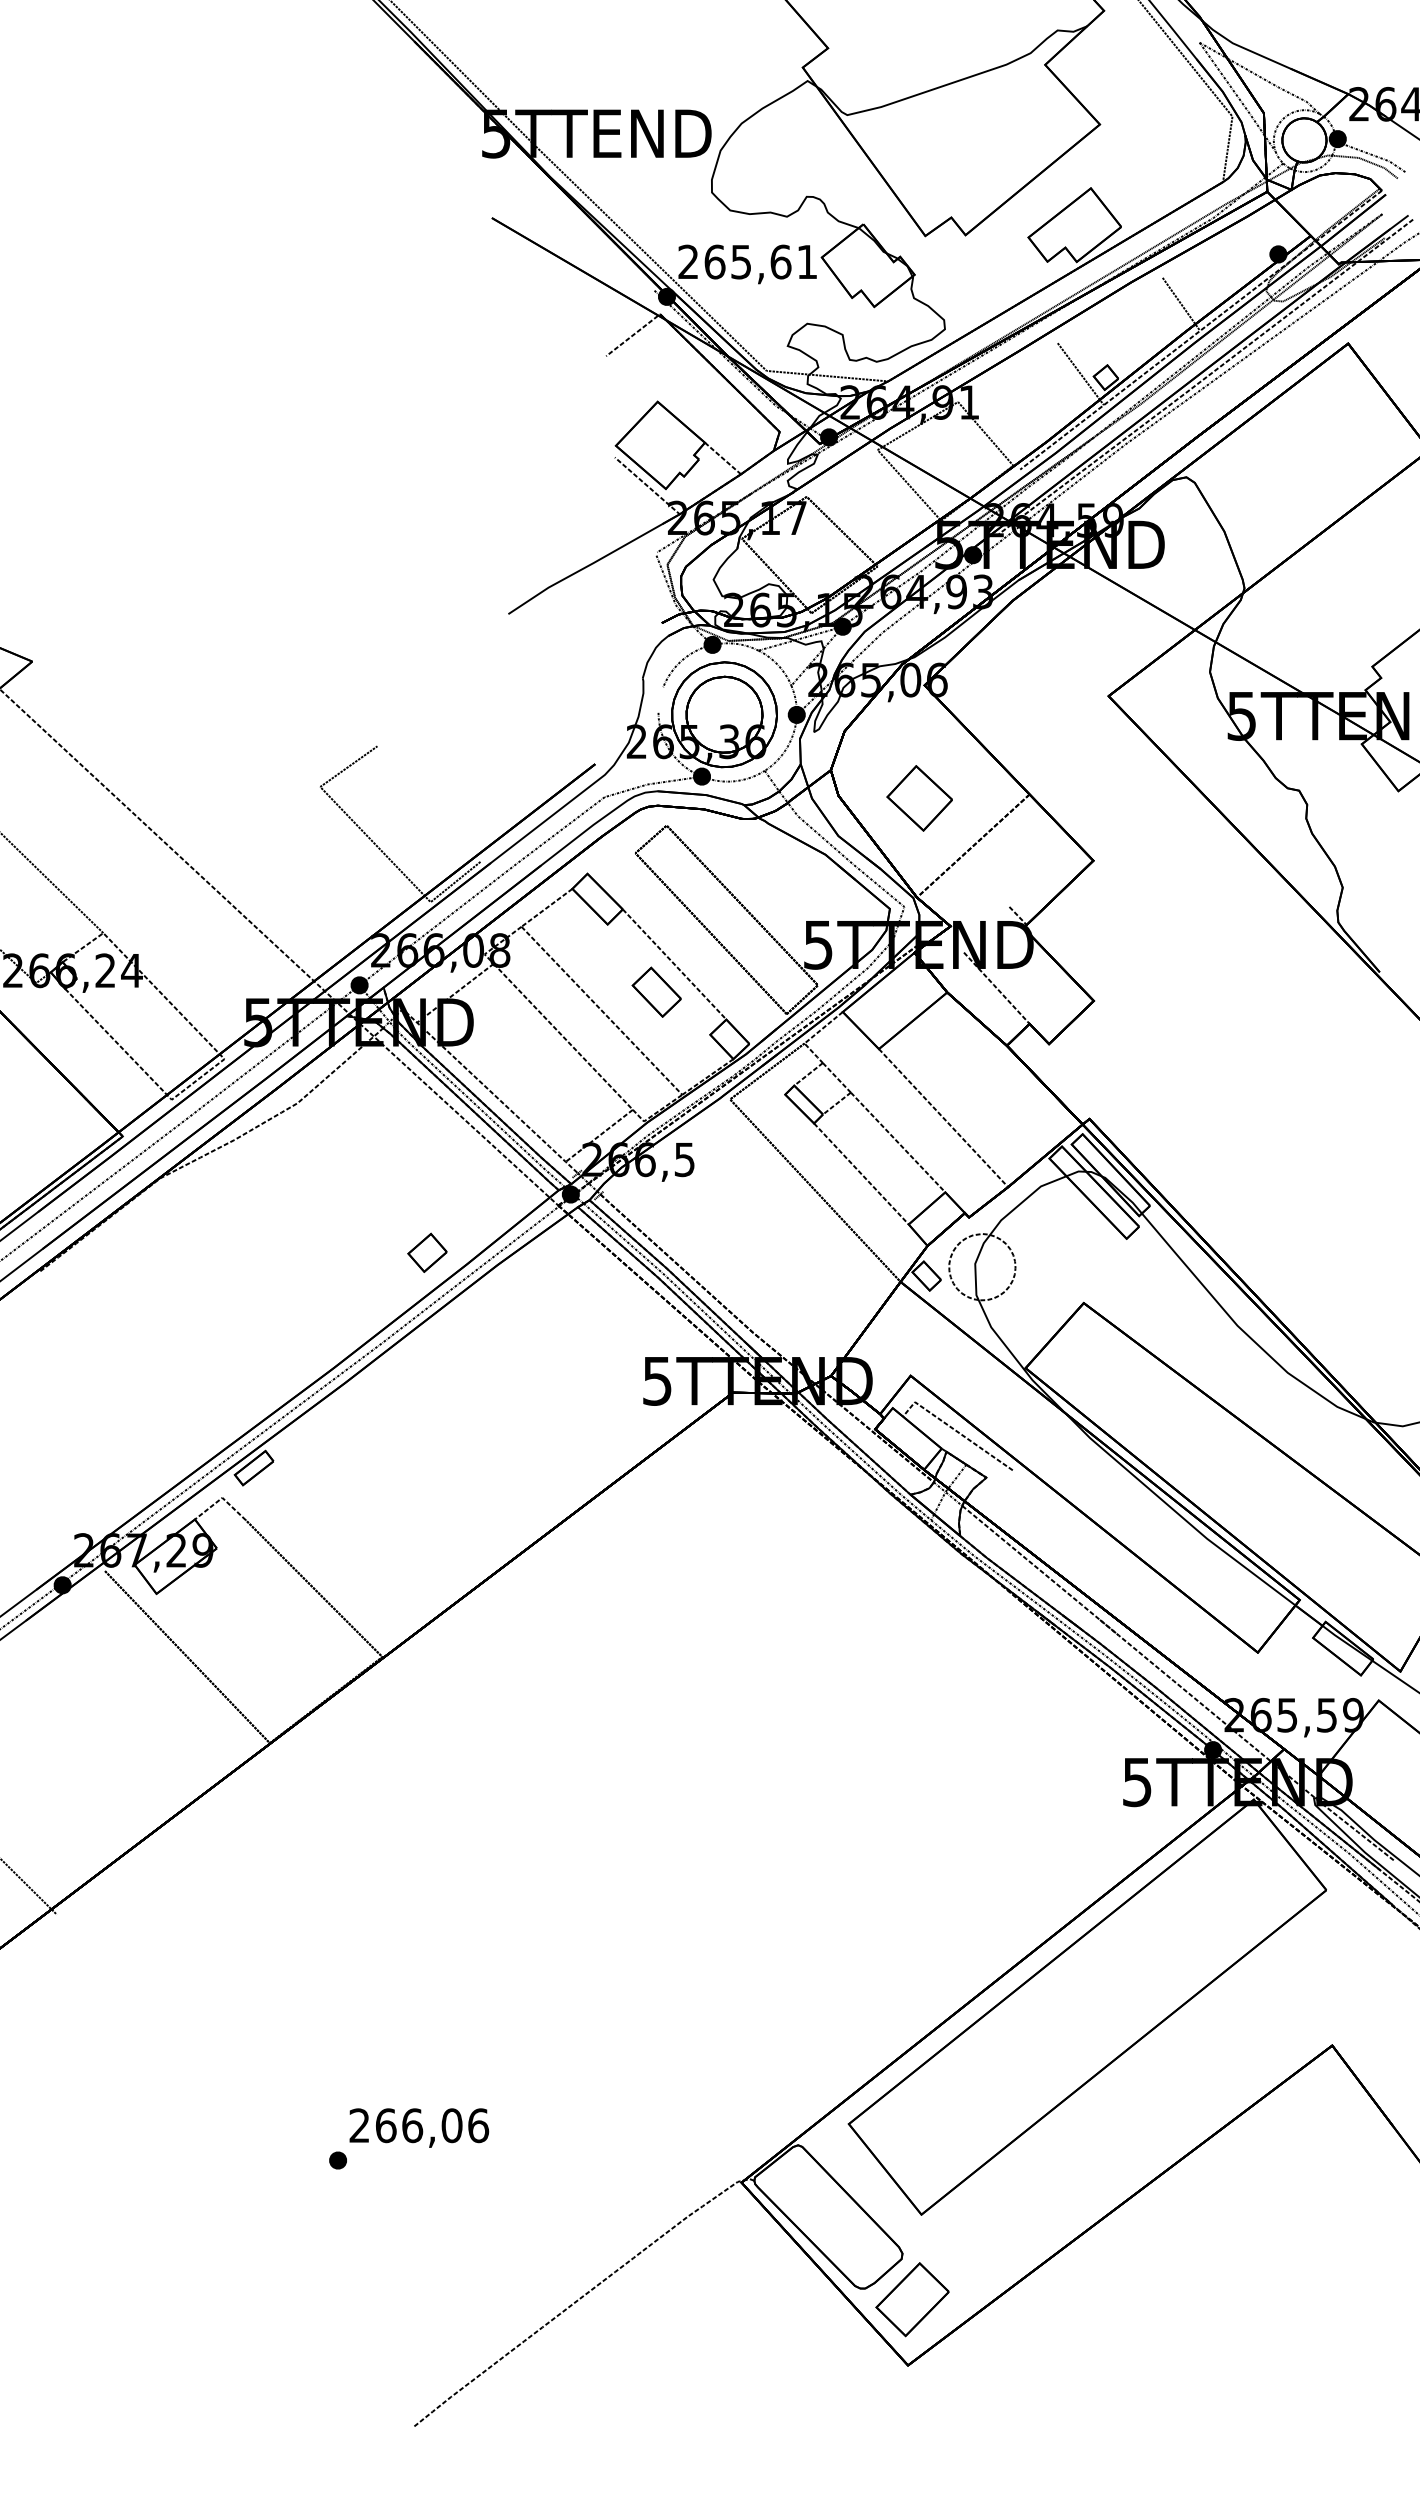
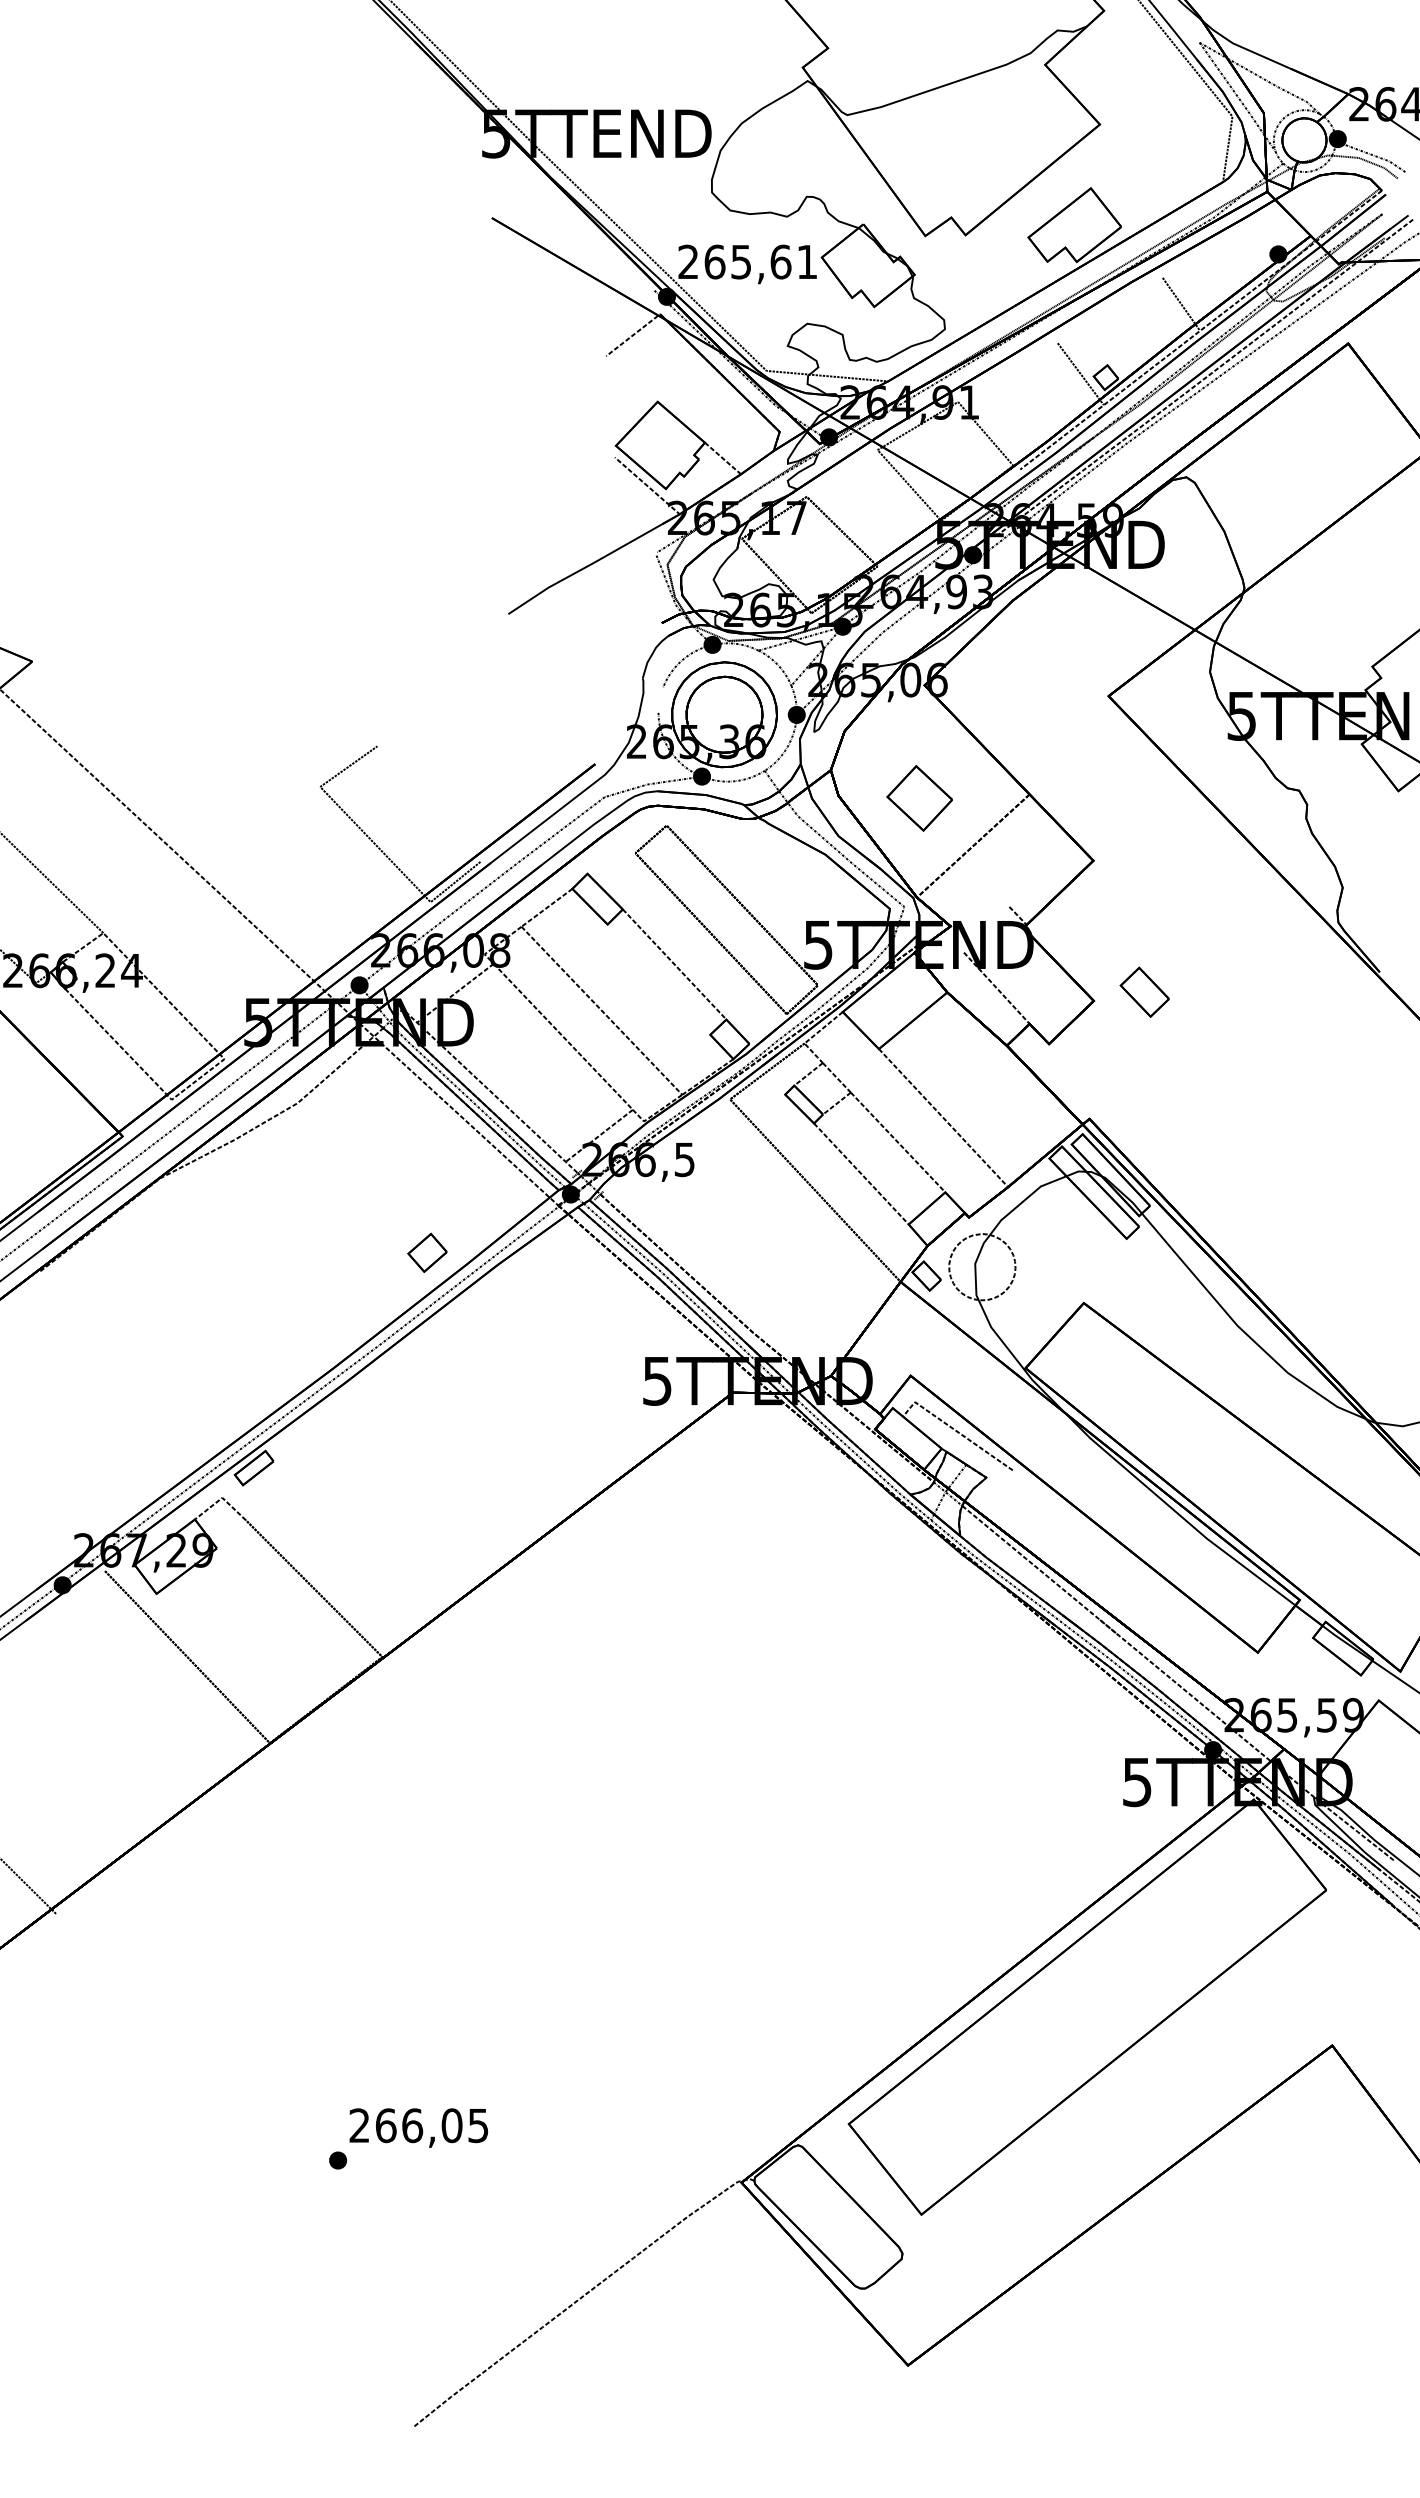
part position: (656, 991) -> (1144, 991) (1144, 991)
text: 266,06 -> 266,05 (478, 2125)
part: present -> none (912, 2299)
